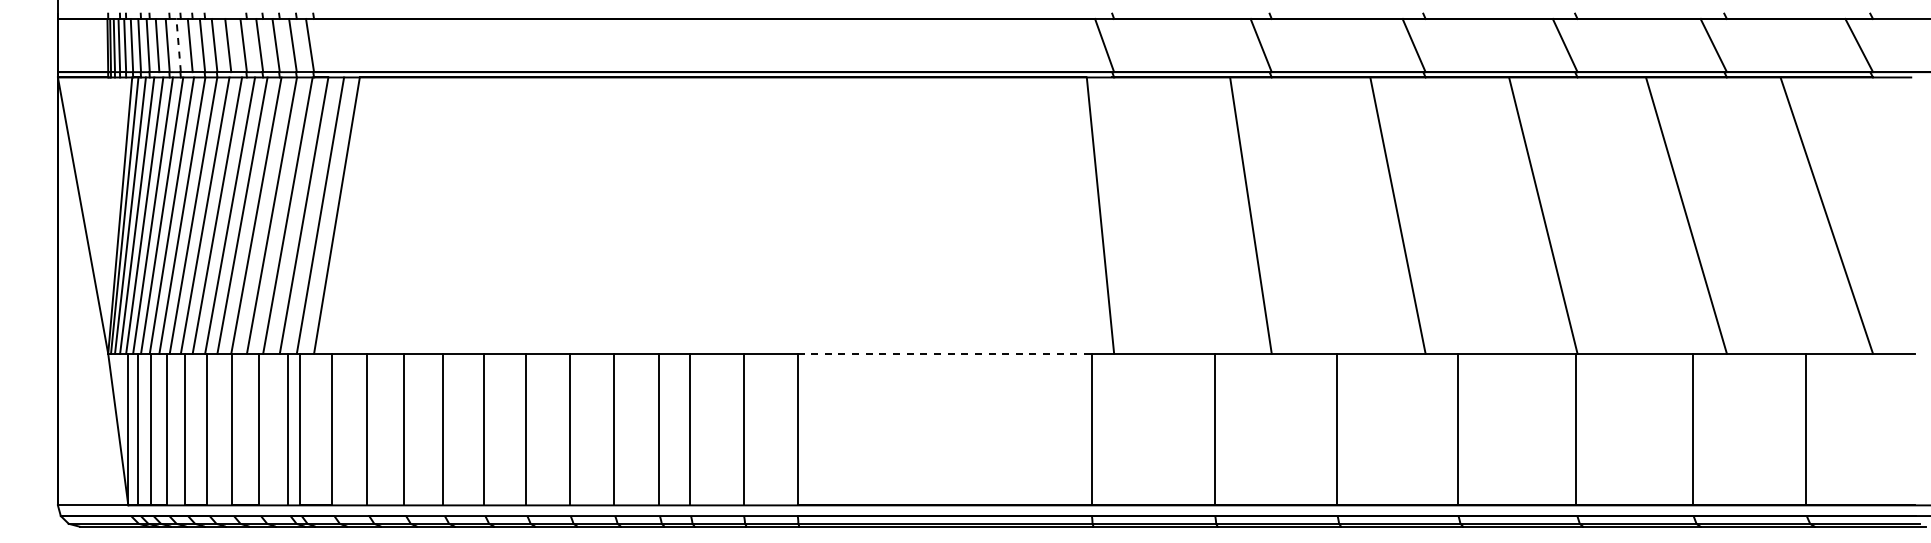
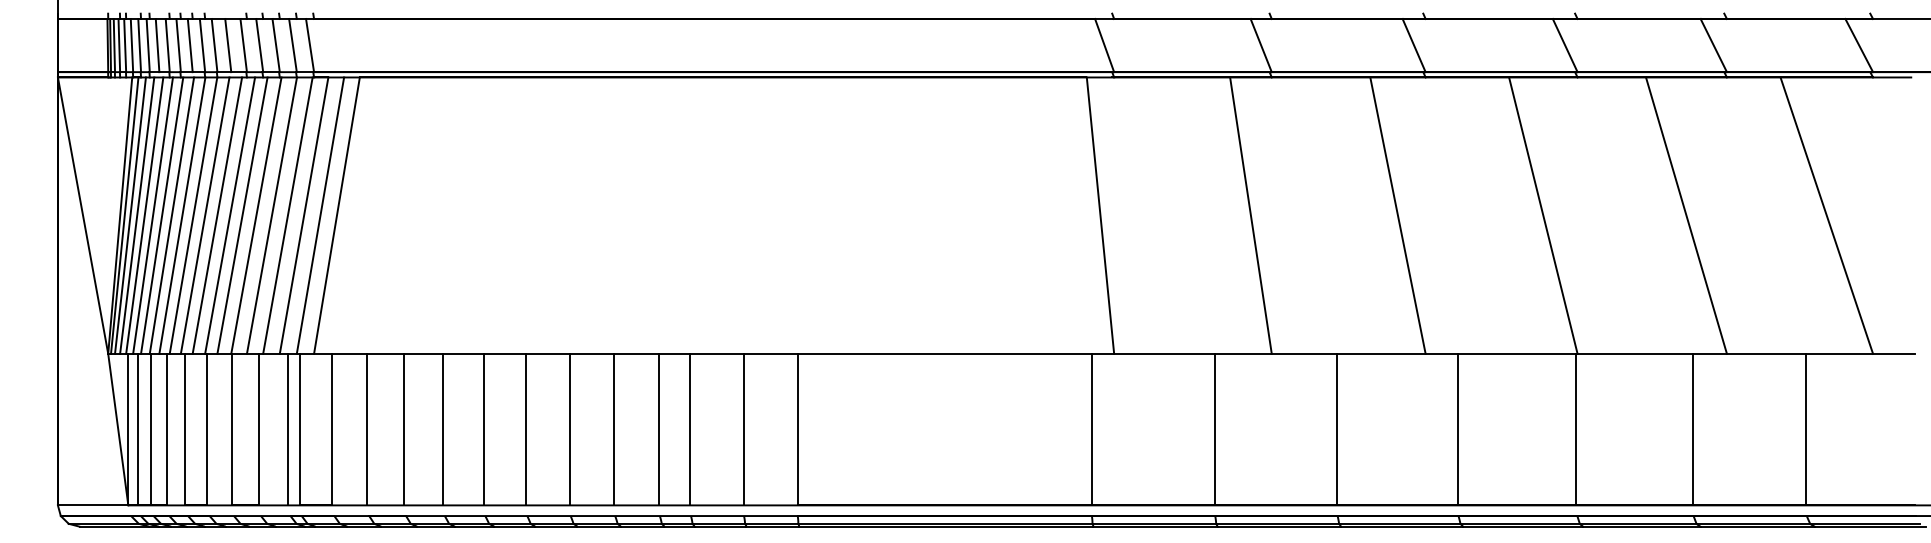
line: dashed -> solid (178, 45)
line: dashed -> solid (945, 353)
